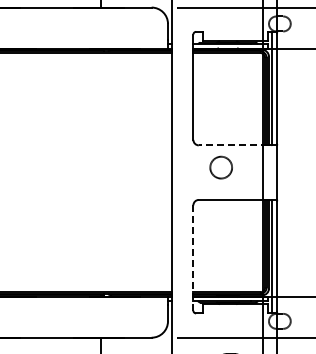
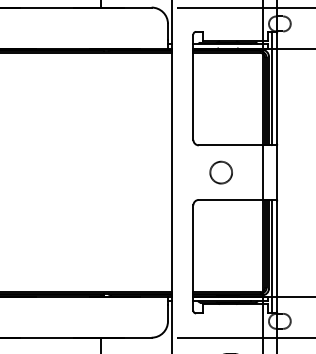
line: dashed -> solid (232, 145)
circle position: (220, 167) -> (220, 172) (220, 172)
line: dashed -> solid (193, 258)
